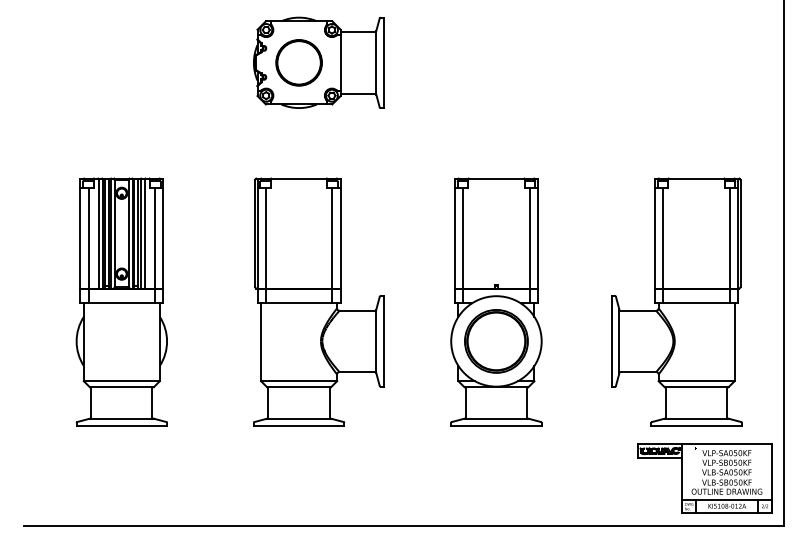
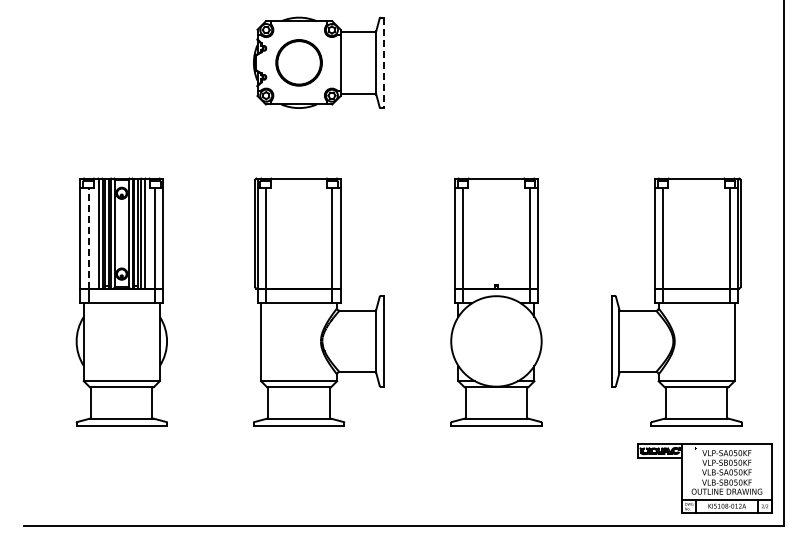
line: solid -> dashed (383, 63)
line: solid -> dashed (88, 237)
part: present -> none (496, 341)
